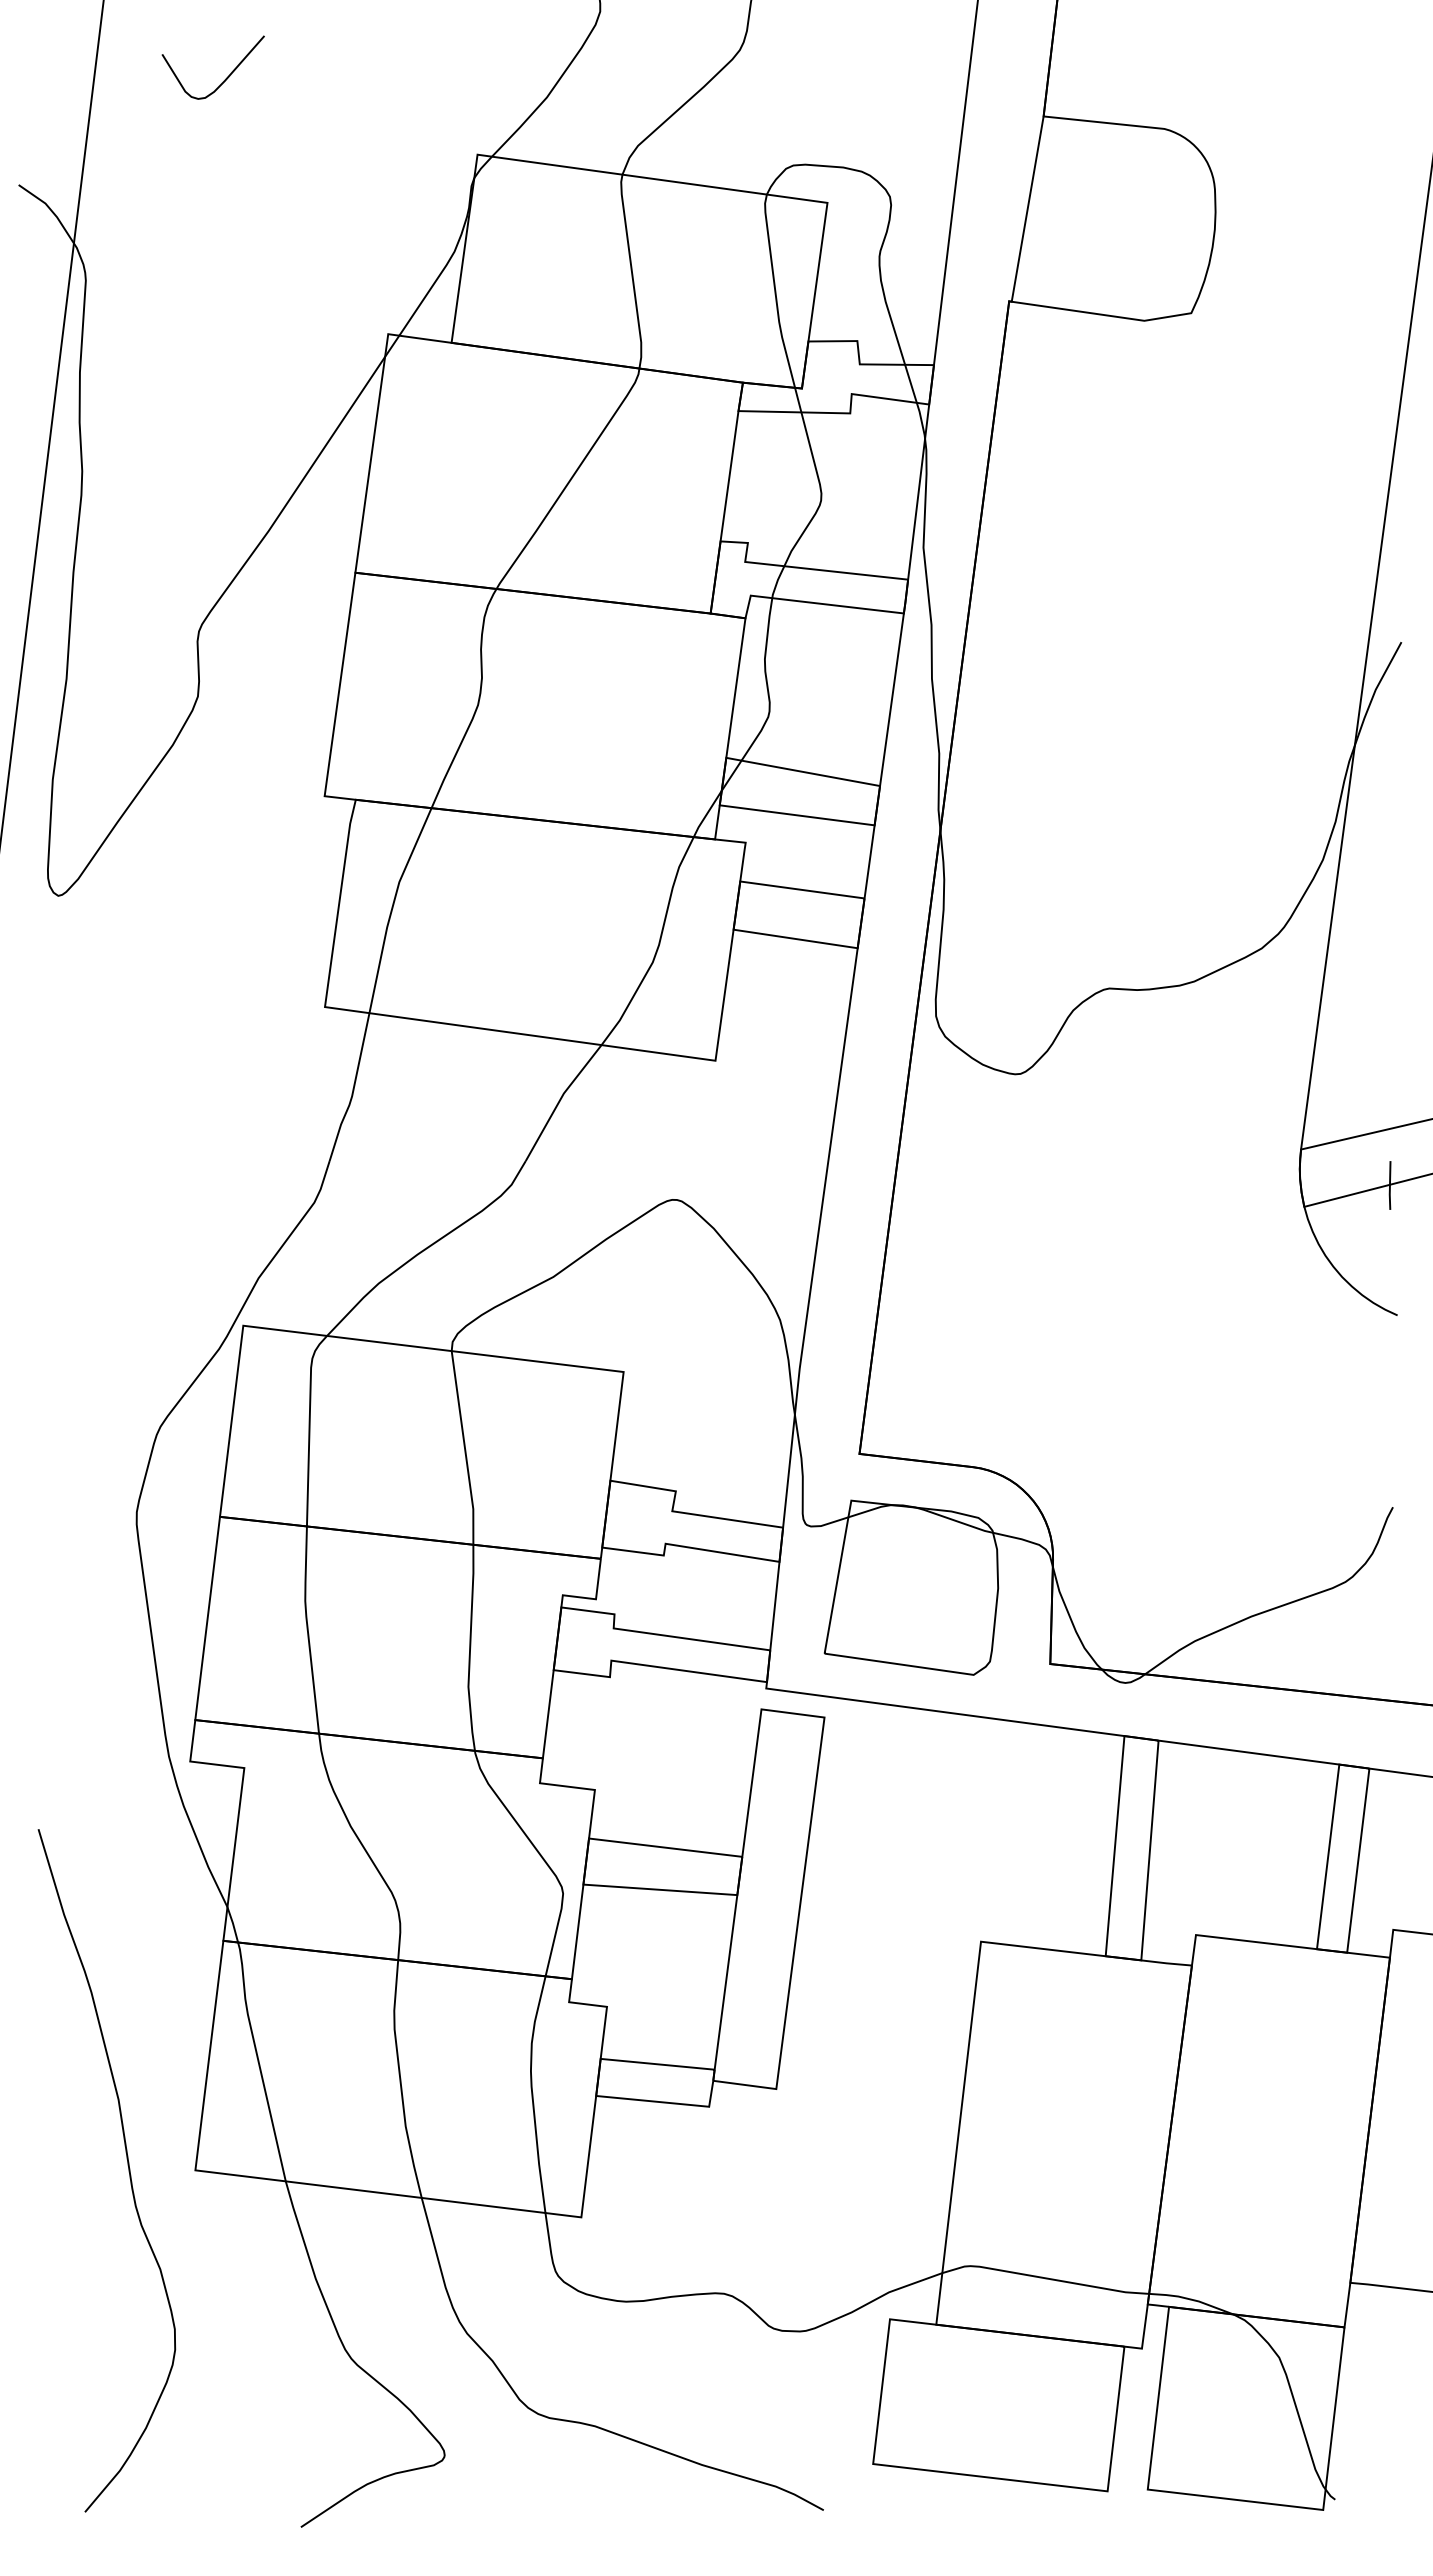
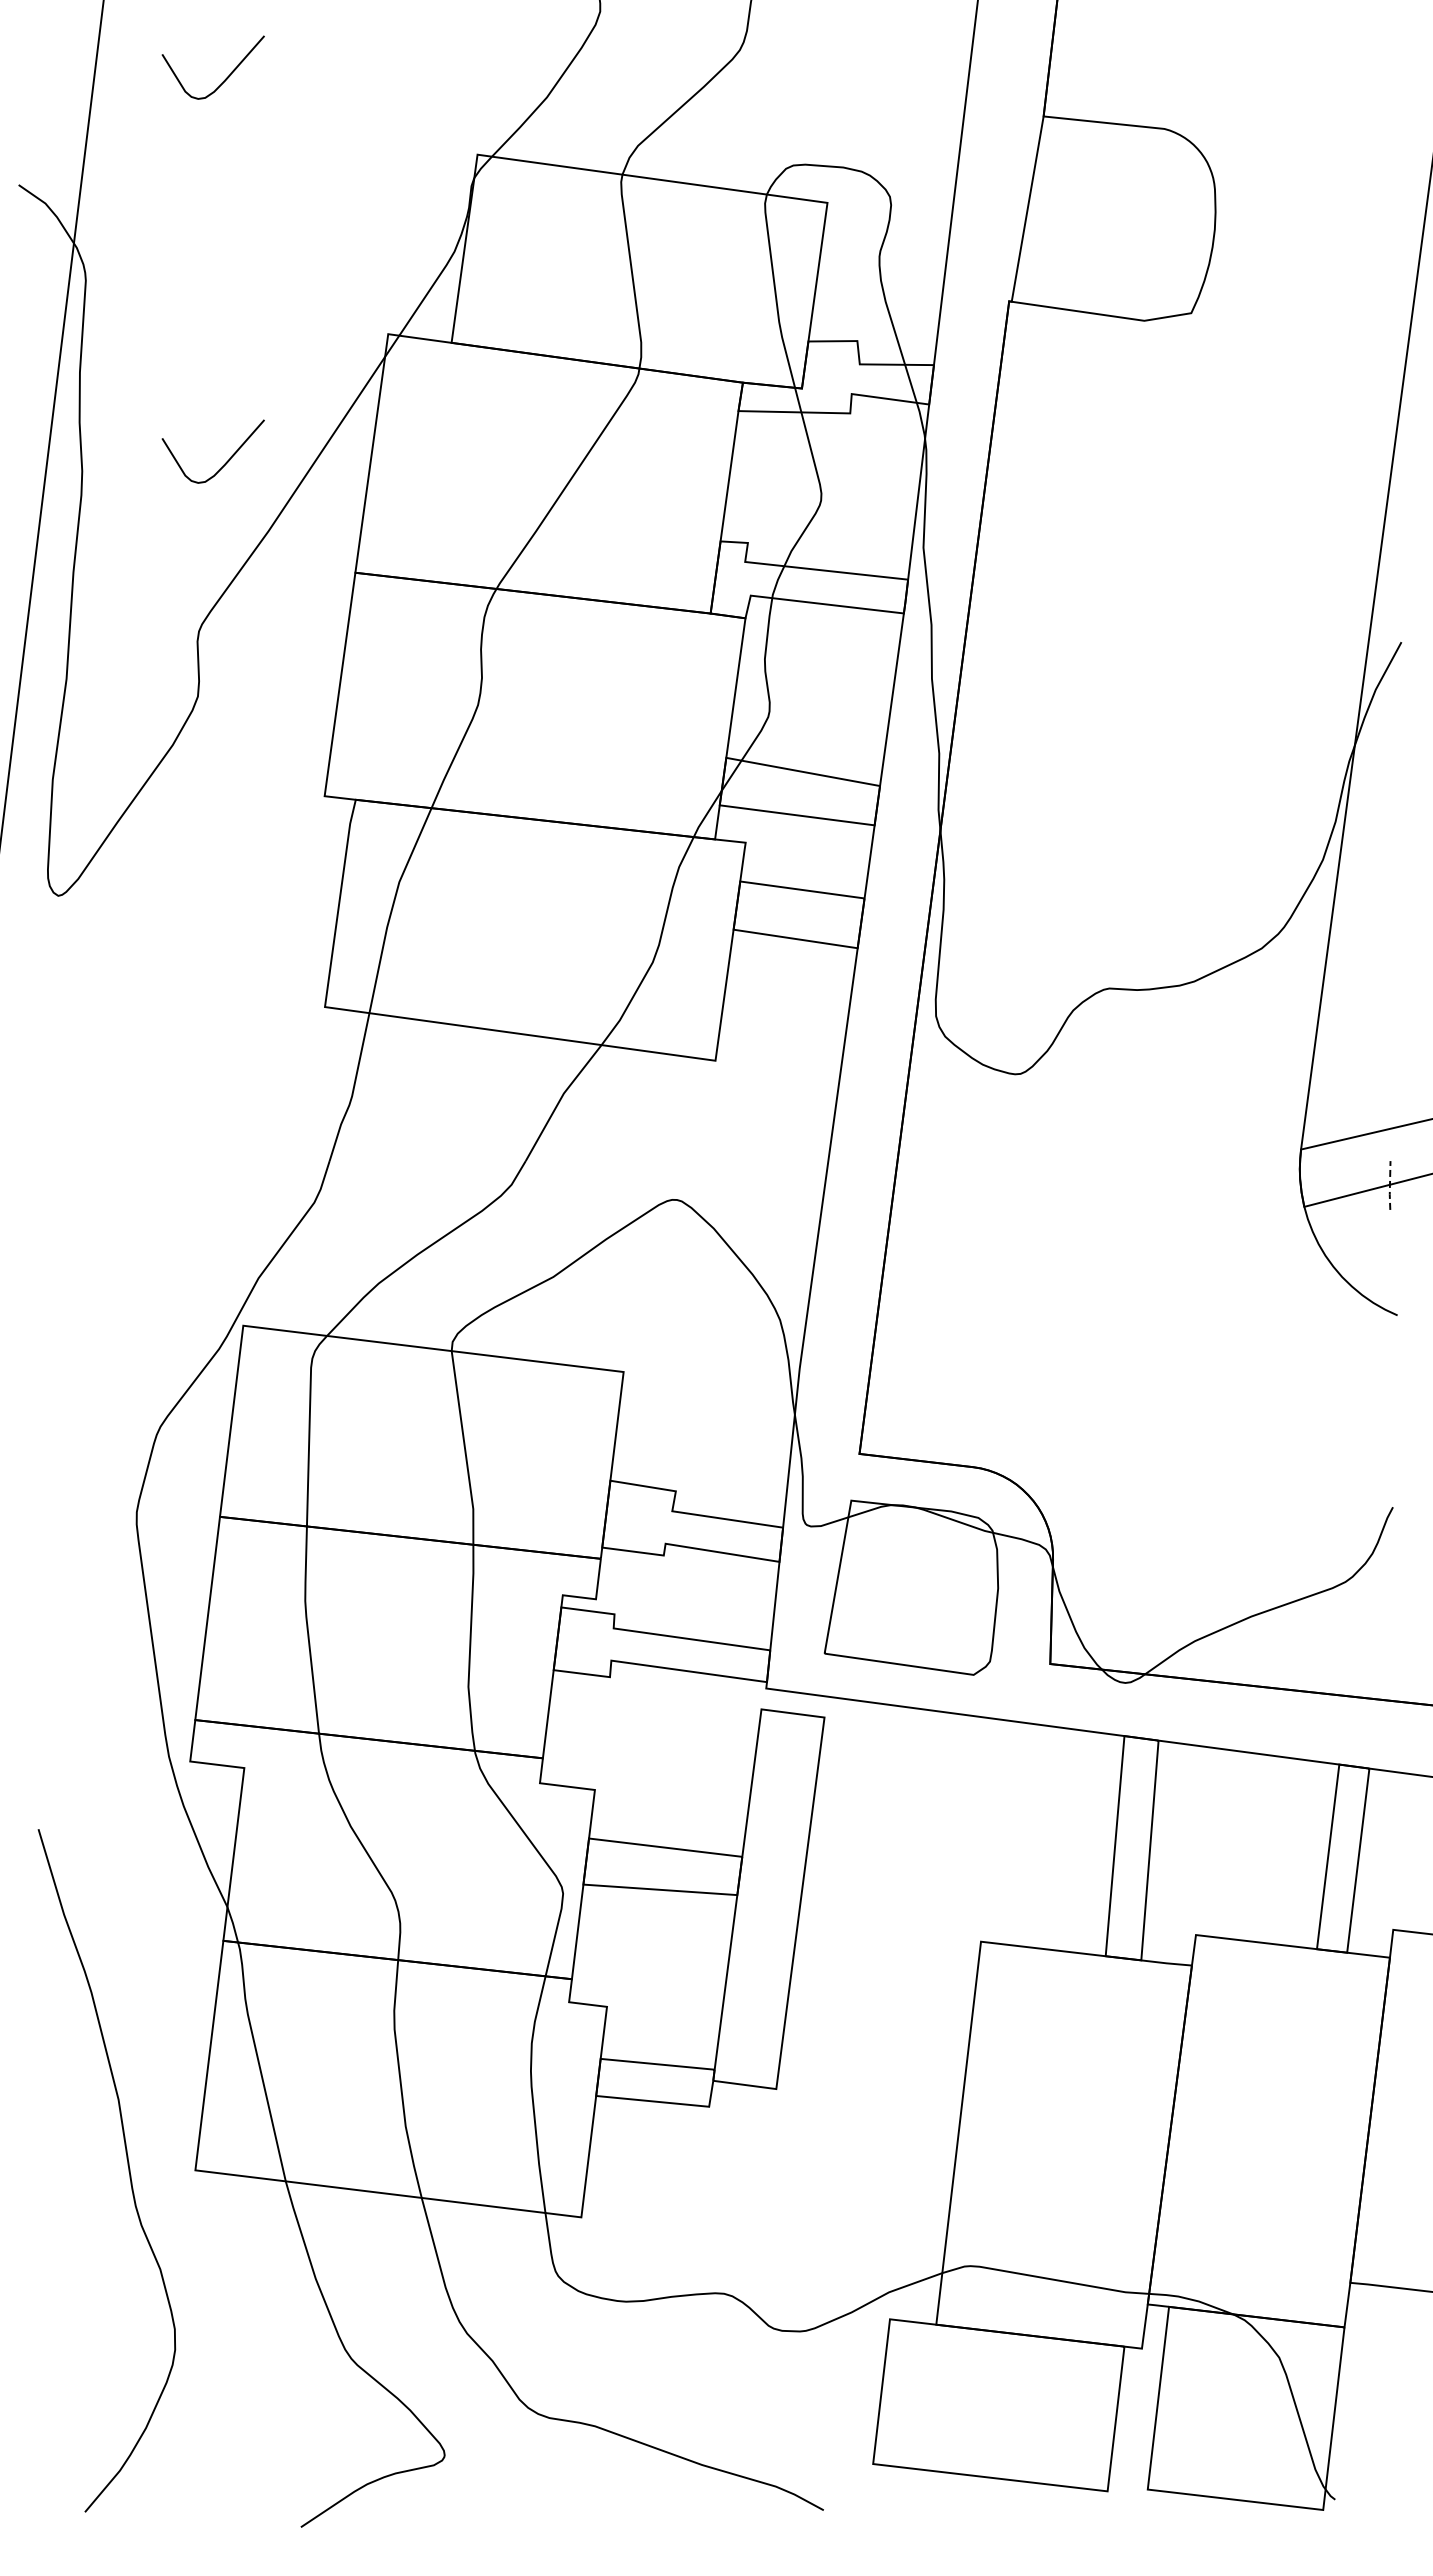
curve: none -> present (224, 463)
line: solid -> dashed (1389, 1185)
